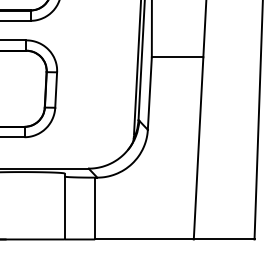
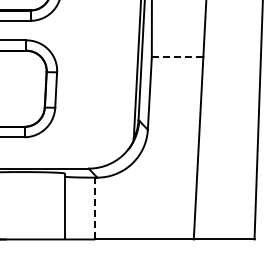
line: solid -> dashed (177, 57)
line: solid -> dashed (95, 208)
